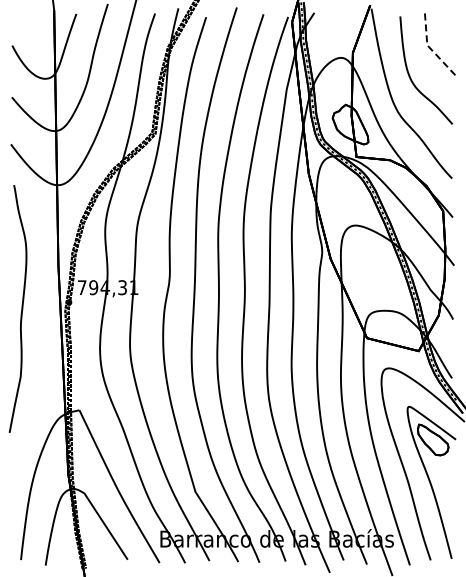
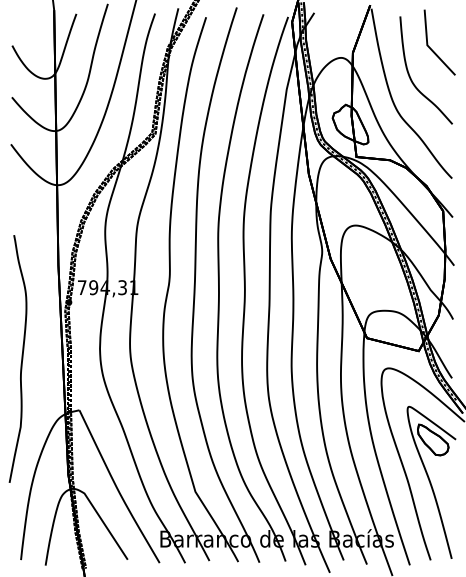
line: dashed -> solid (428, 46)
curve position: (21, 308) -> (21, 358) (21, 358)
